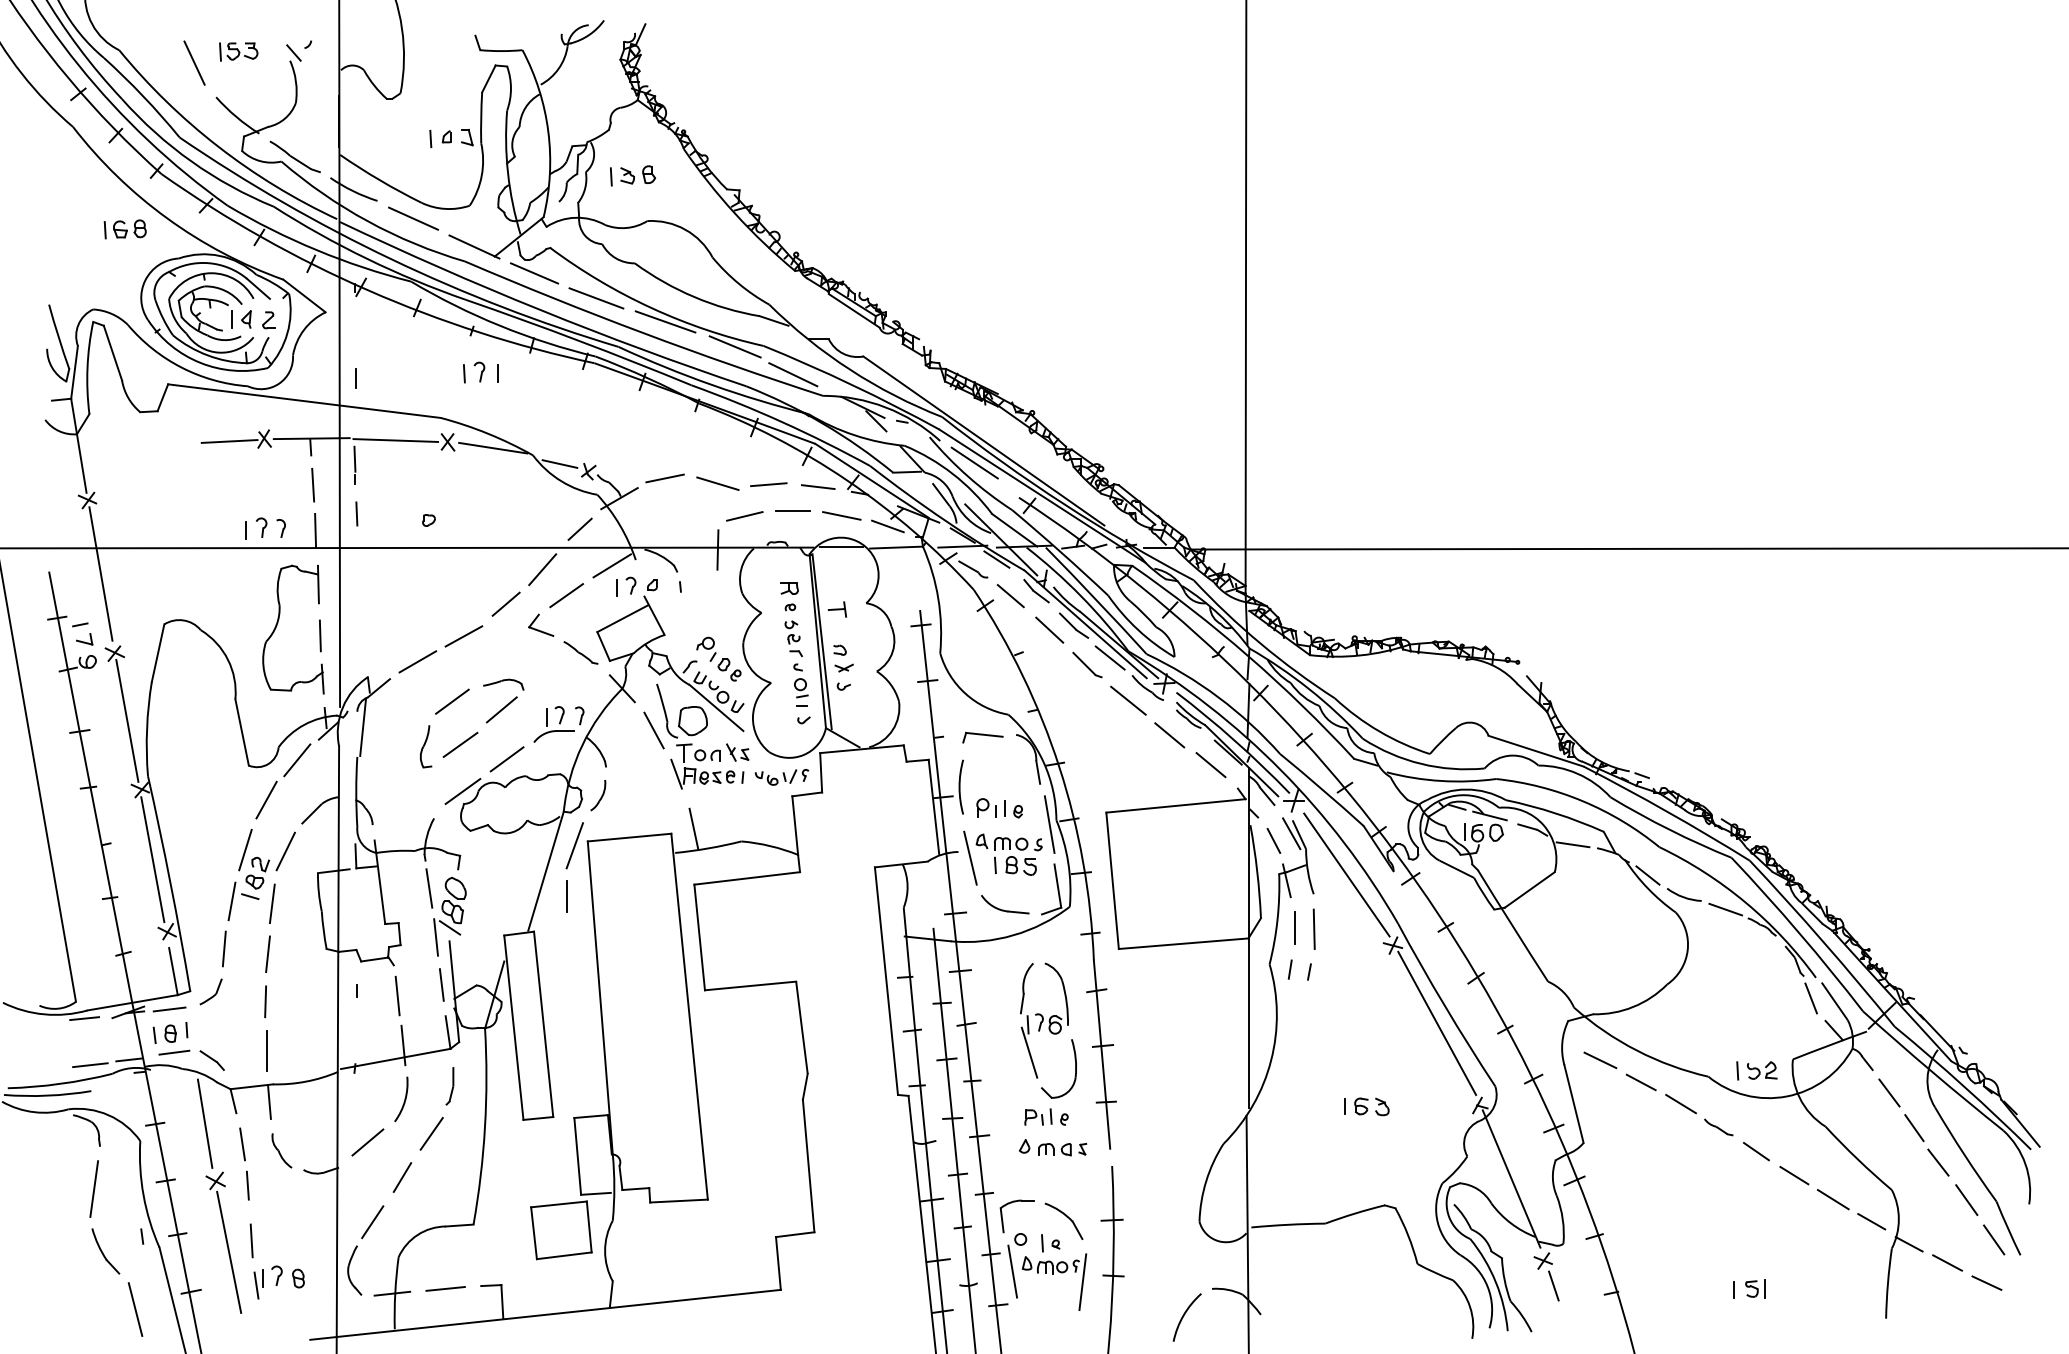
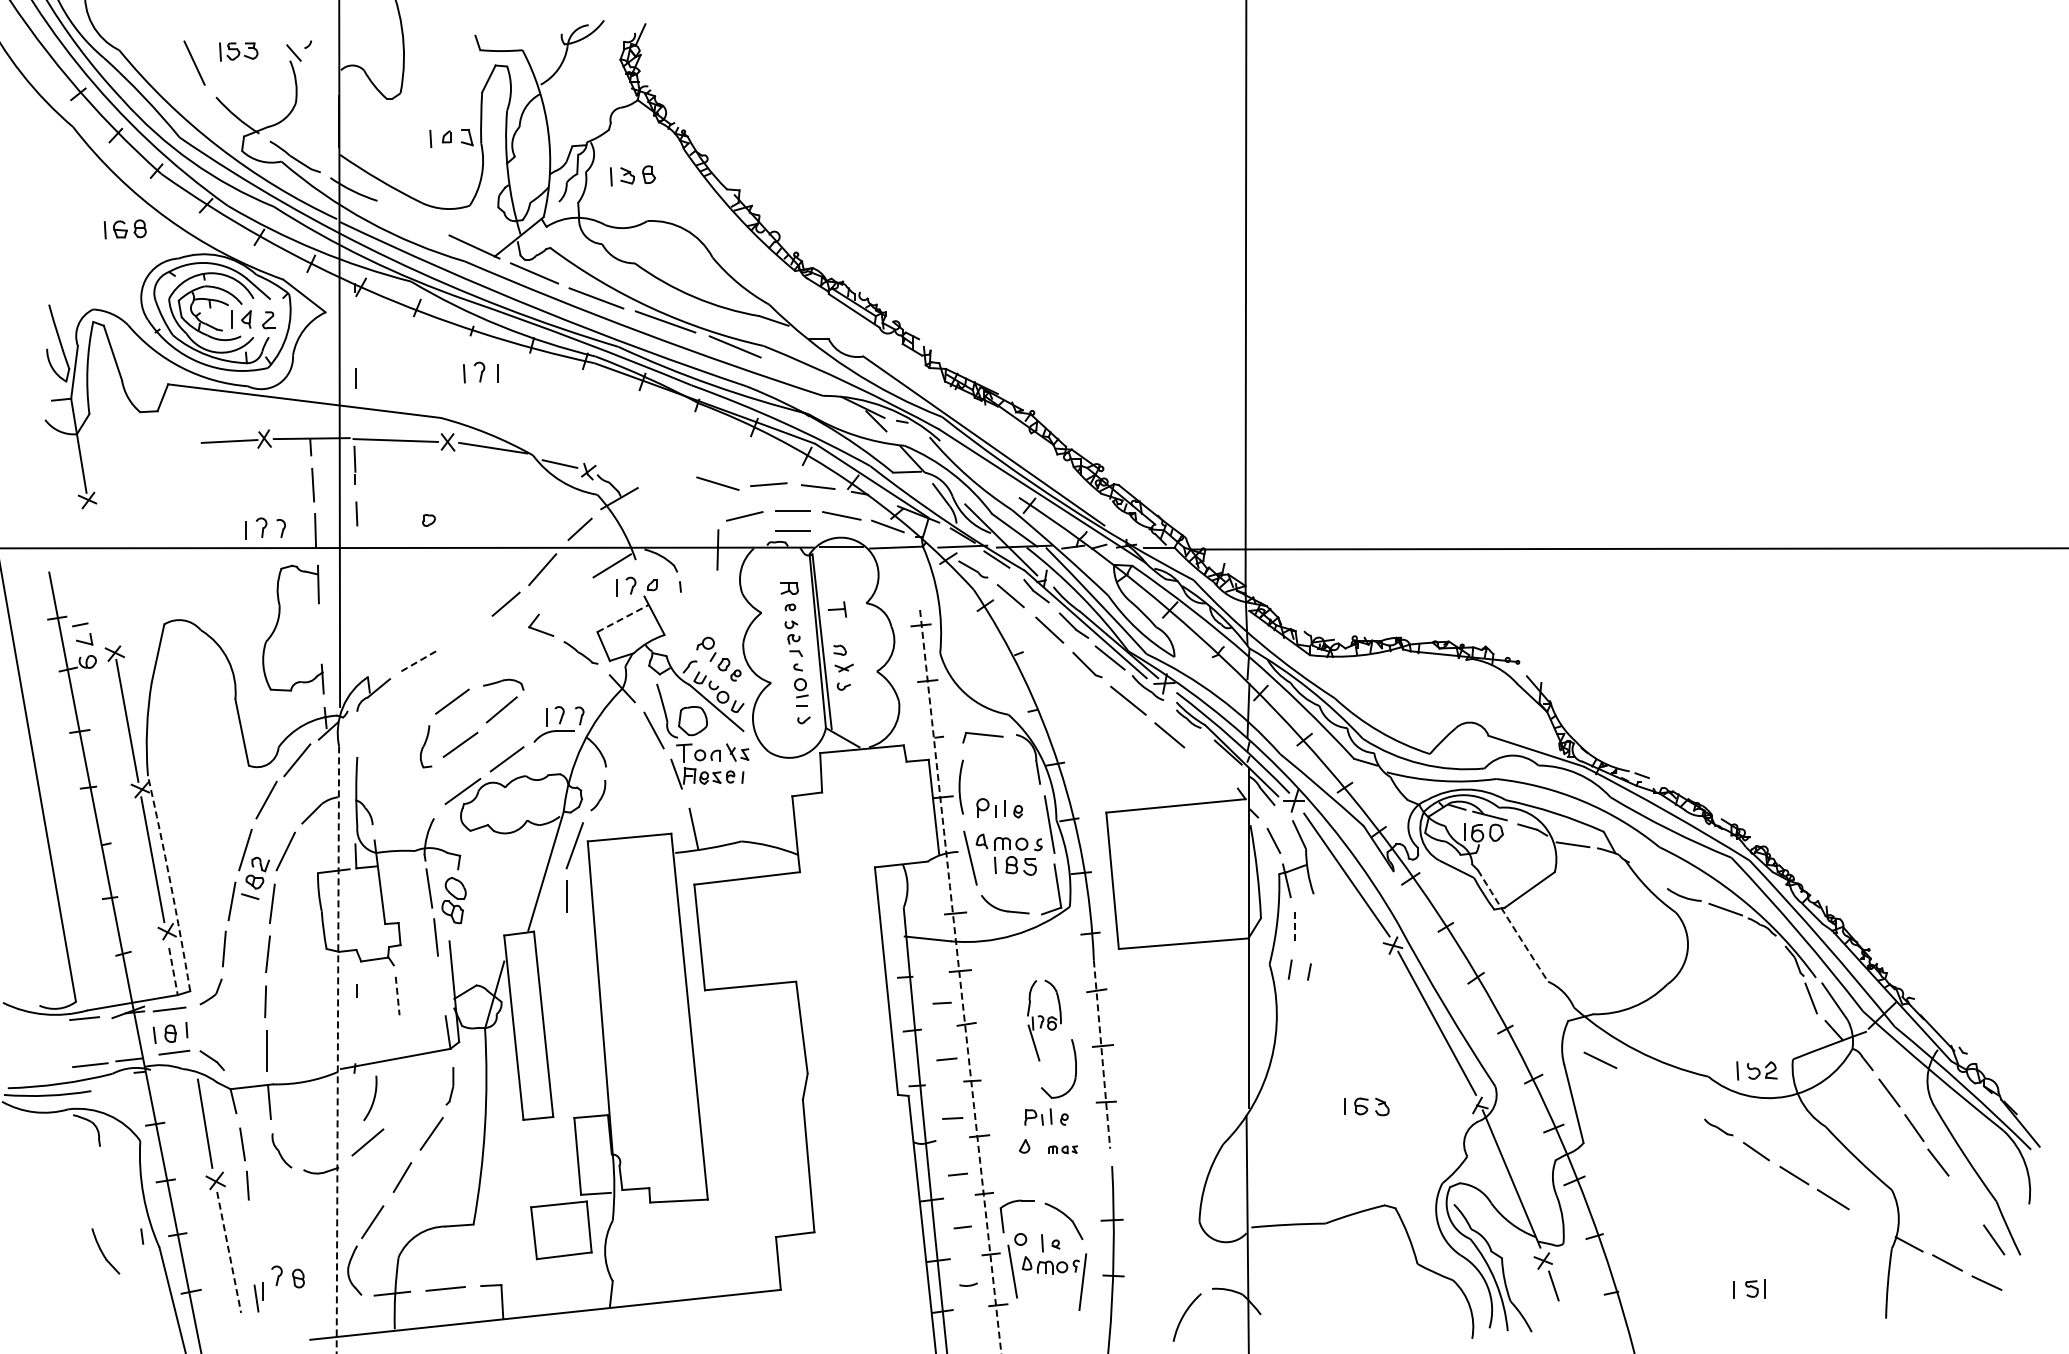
line: present -> none (413, 218)
line: present -> none (793, 374)
line: present -> none (974, 462)
line: present -> none (664, 478)
line: none -> present (792, 530)
line: present -> none (100, 573)
line: present -> none (566, 595)
line: solid -> dashed (622, 618)
line: present -> none (319, 635)
line: present -> none (463, 636)
line: solid -> dashed (417, 662)
line: present -> none (362, 727)
line: present -> none (1210, 765)
part: present -> none (781, 777)
line: present -> none (1291, 833)
line: present -> none (1647, 875)
arc: solid -> dashed (170, 883)
arc: solid -> dashed (1512, 926)
line: present -> none (449, 927)
line: solid -> dashed (1294, 928)
line: present -> none (1313, 928)
line: solid -> dashed (173, 971)
arc: solid -> dashed (960, 982)
line: present -> none (441, 984)
line: solid -> dashed (397, 996)
part size: 49x117 px -> 35x83 px (1044, 1020)
line: present -> none (403, 1045)
line: solid -> dashed (337, 1050)
line: solid -> dashed (1102, 1055)
line: present -> none (1640, 1082)
arc position: (403, 1101) -> (372, 1100) (372, 1100)
line: present -> none (1680, 1104)
line: present -> none (954, 1139)
part size: 50x14 px -> 30x10 px (1062, 1149)
line: present -> none (94, 1188)
line: present -> none (1966, 1199)
line: present -> none (1871, 1221)
line: present -> none (251, 1240)
line: solid -> dashed (229, 1252)
part position: (258, 1284) -> (258, 1297) (258, 1297)
line: present -> none (135, 1309)
